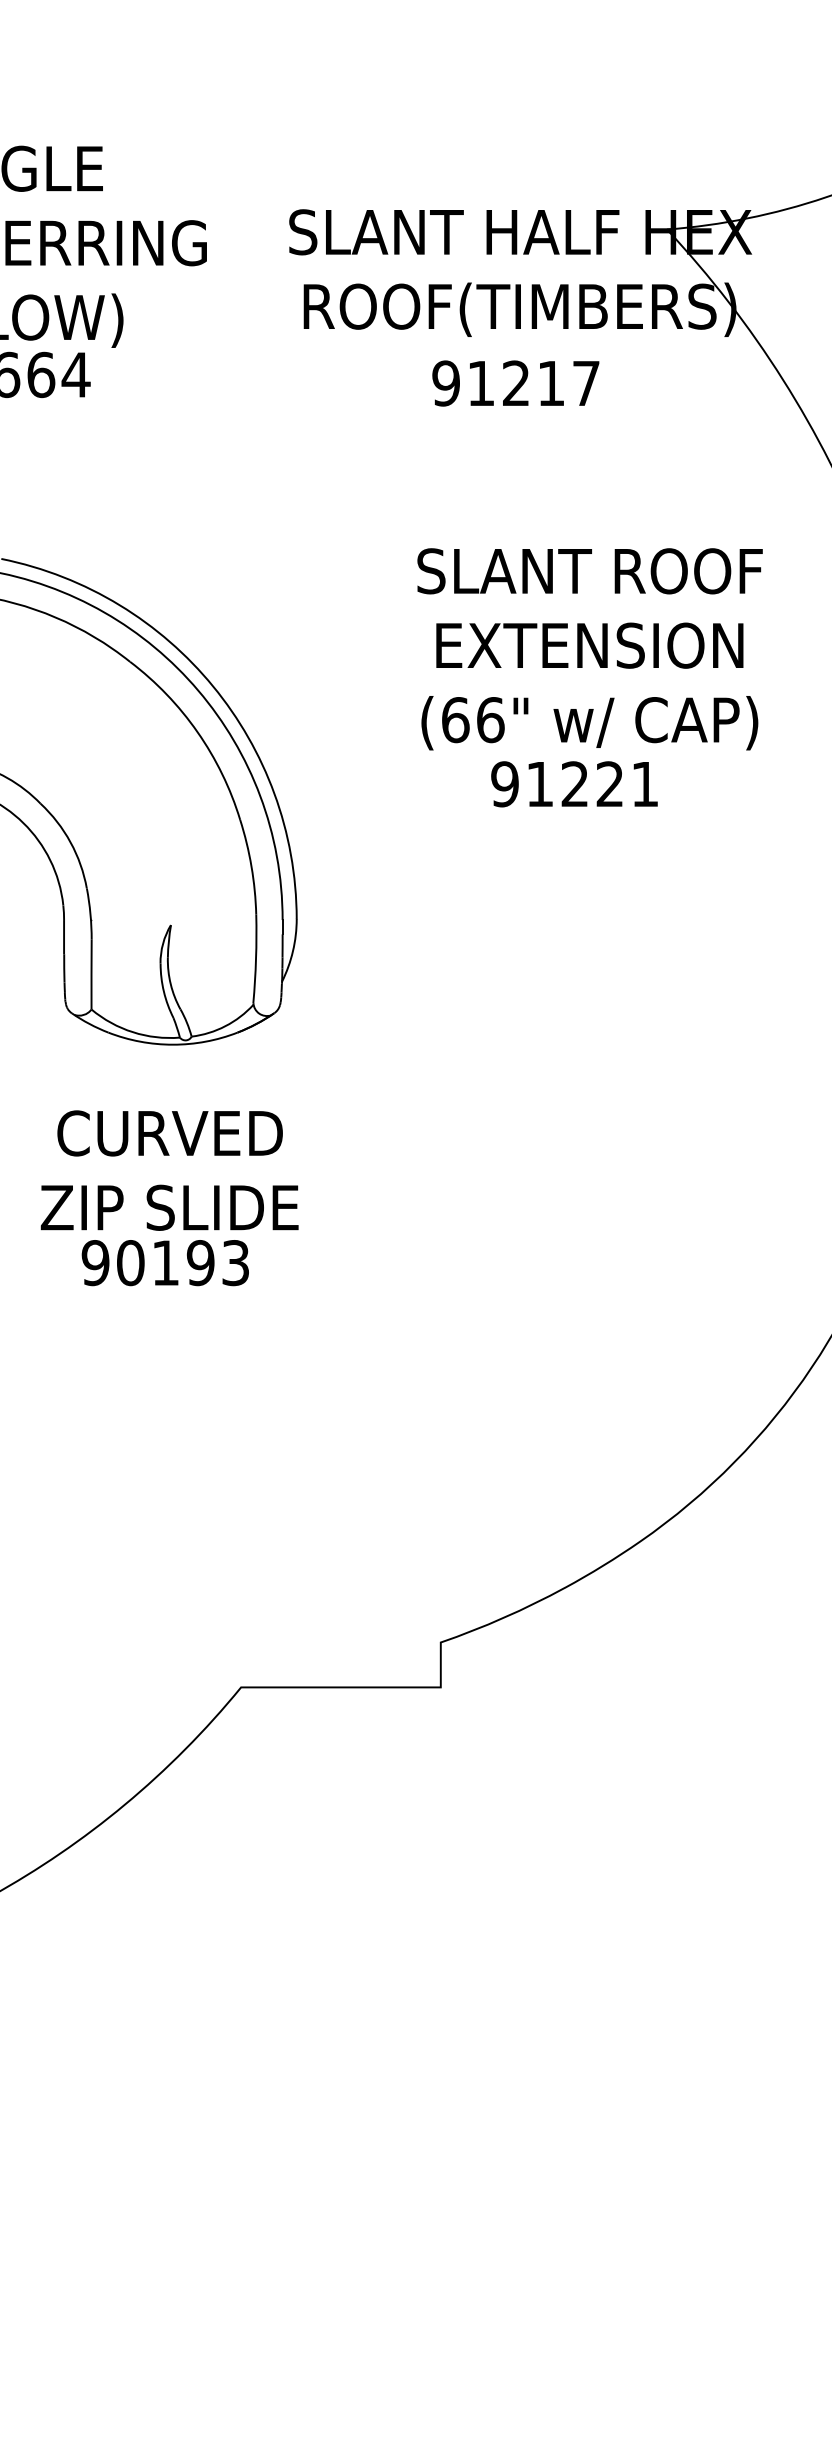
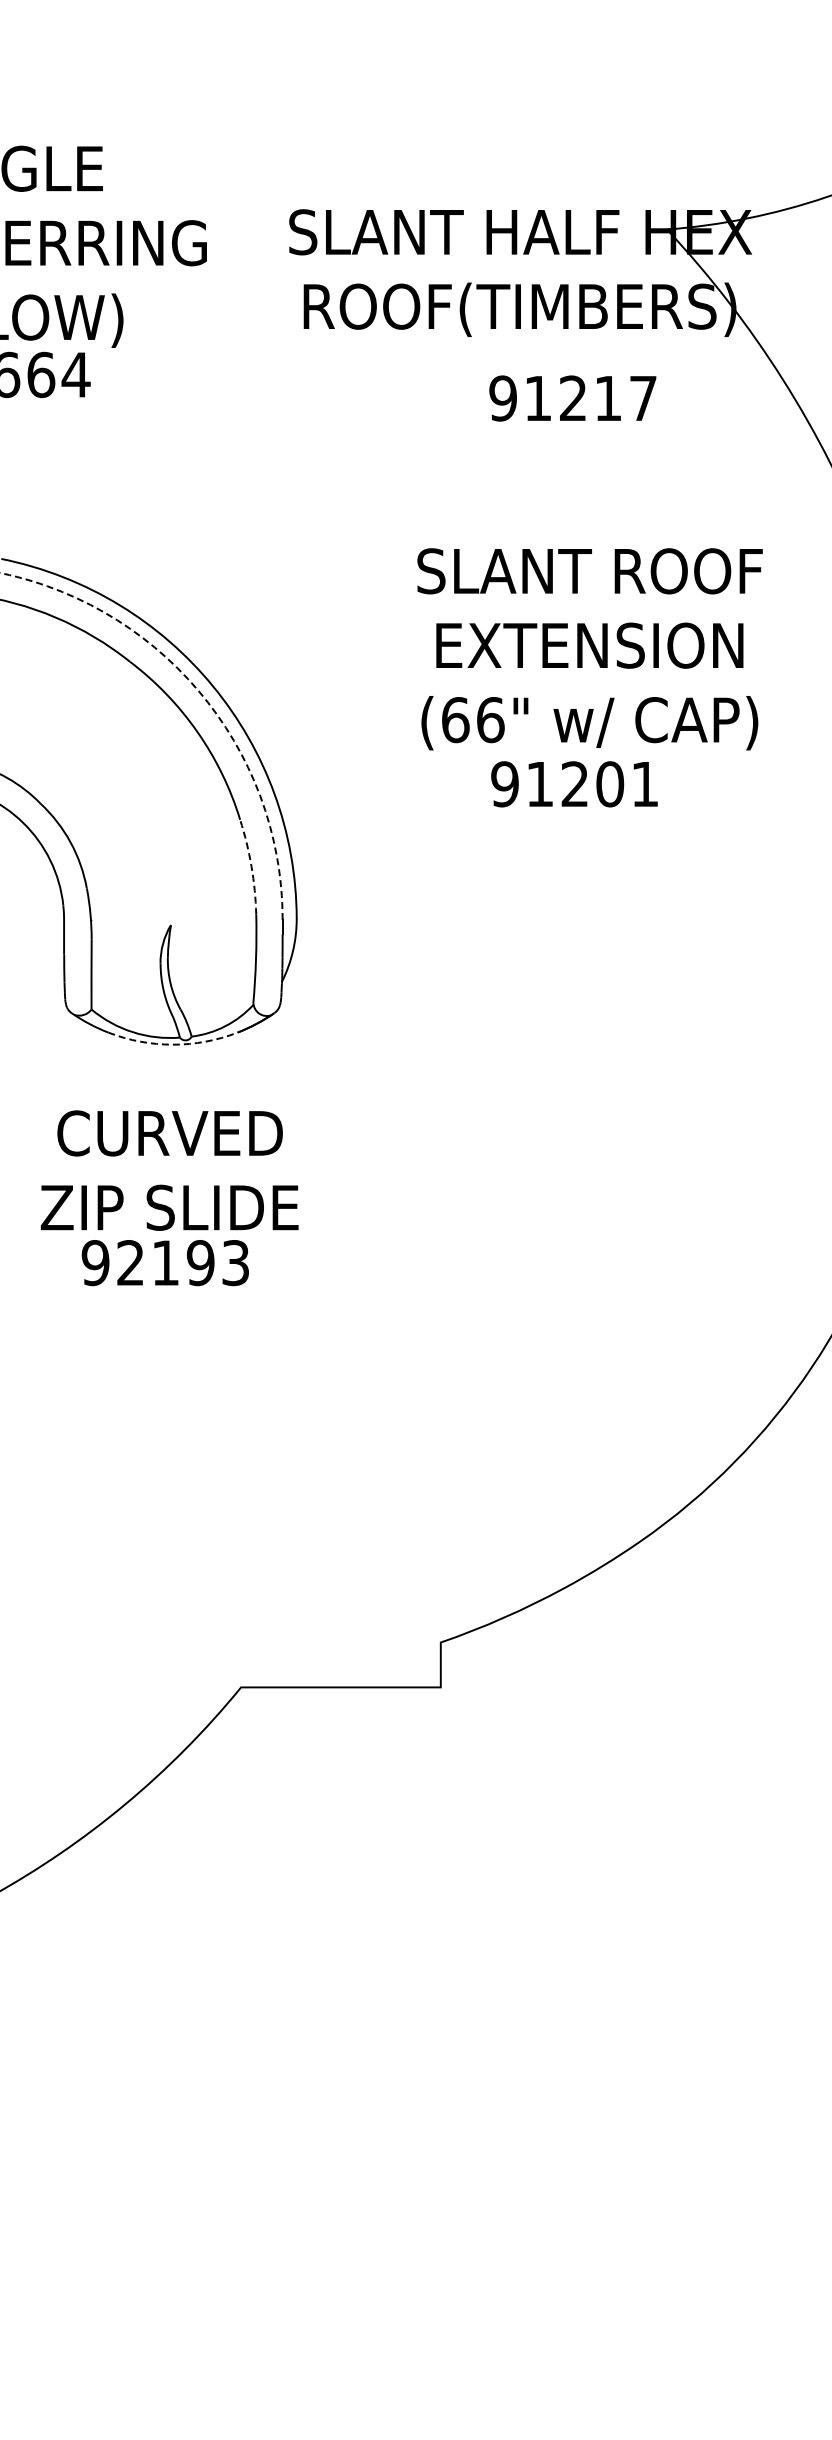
text position: (515, 383) -> (572, 398) (572, 398)
arc: solid -> dashed (202, 695)
text: 91221 -> 91201 (610, 784)
arc: solid -> dashed (251, 866)
arc: solid -> dashed (173, 1044)
text: 90193 -> 92193 (130, 1263)
